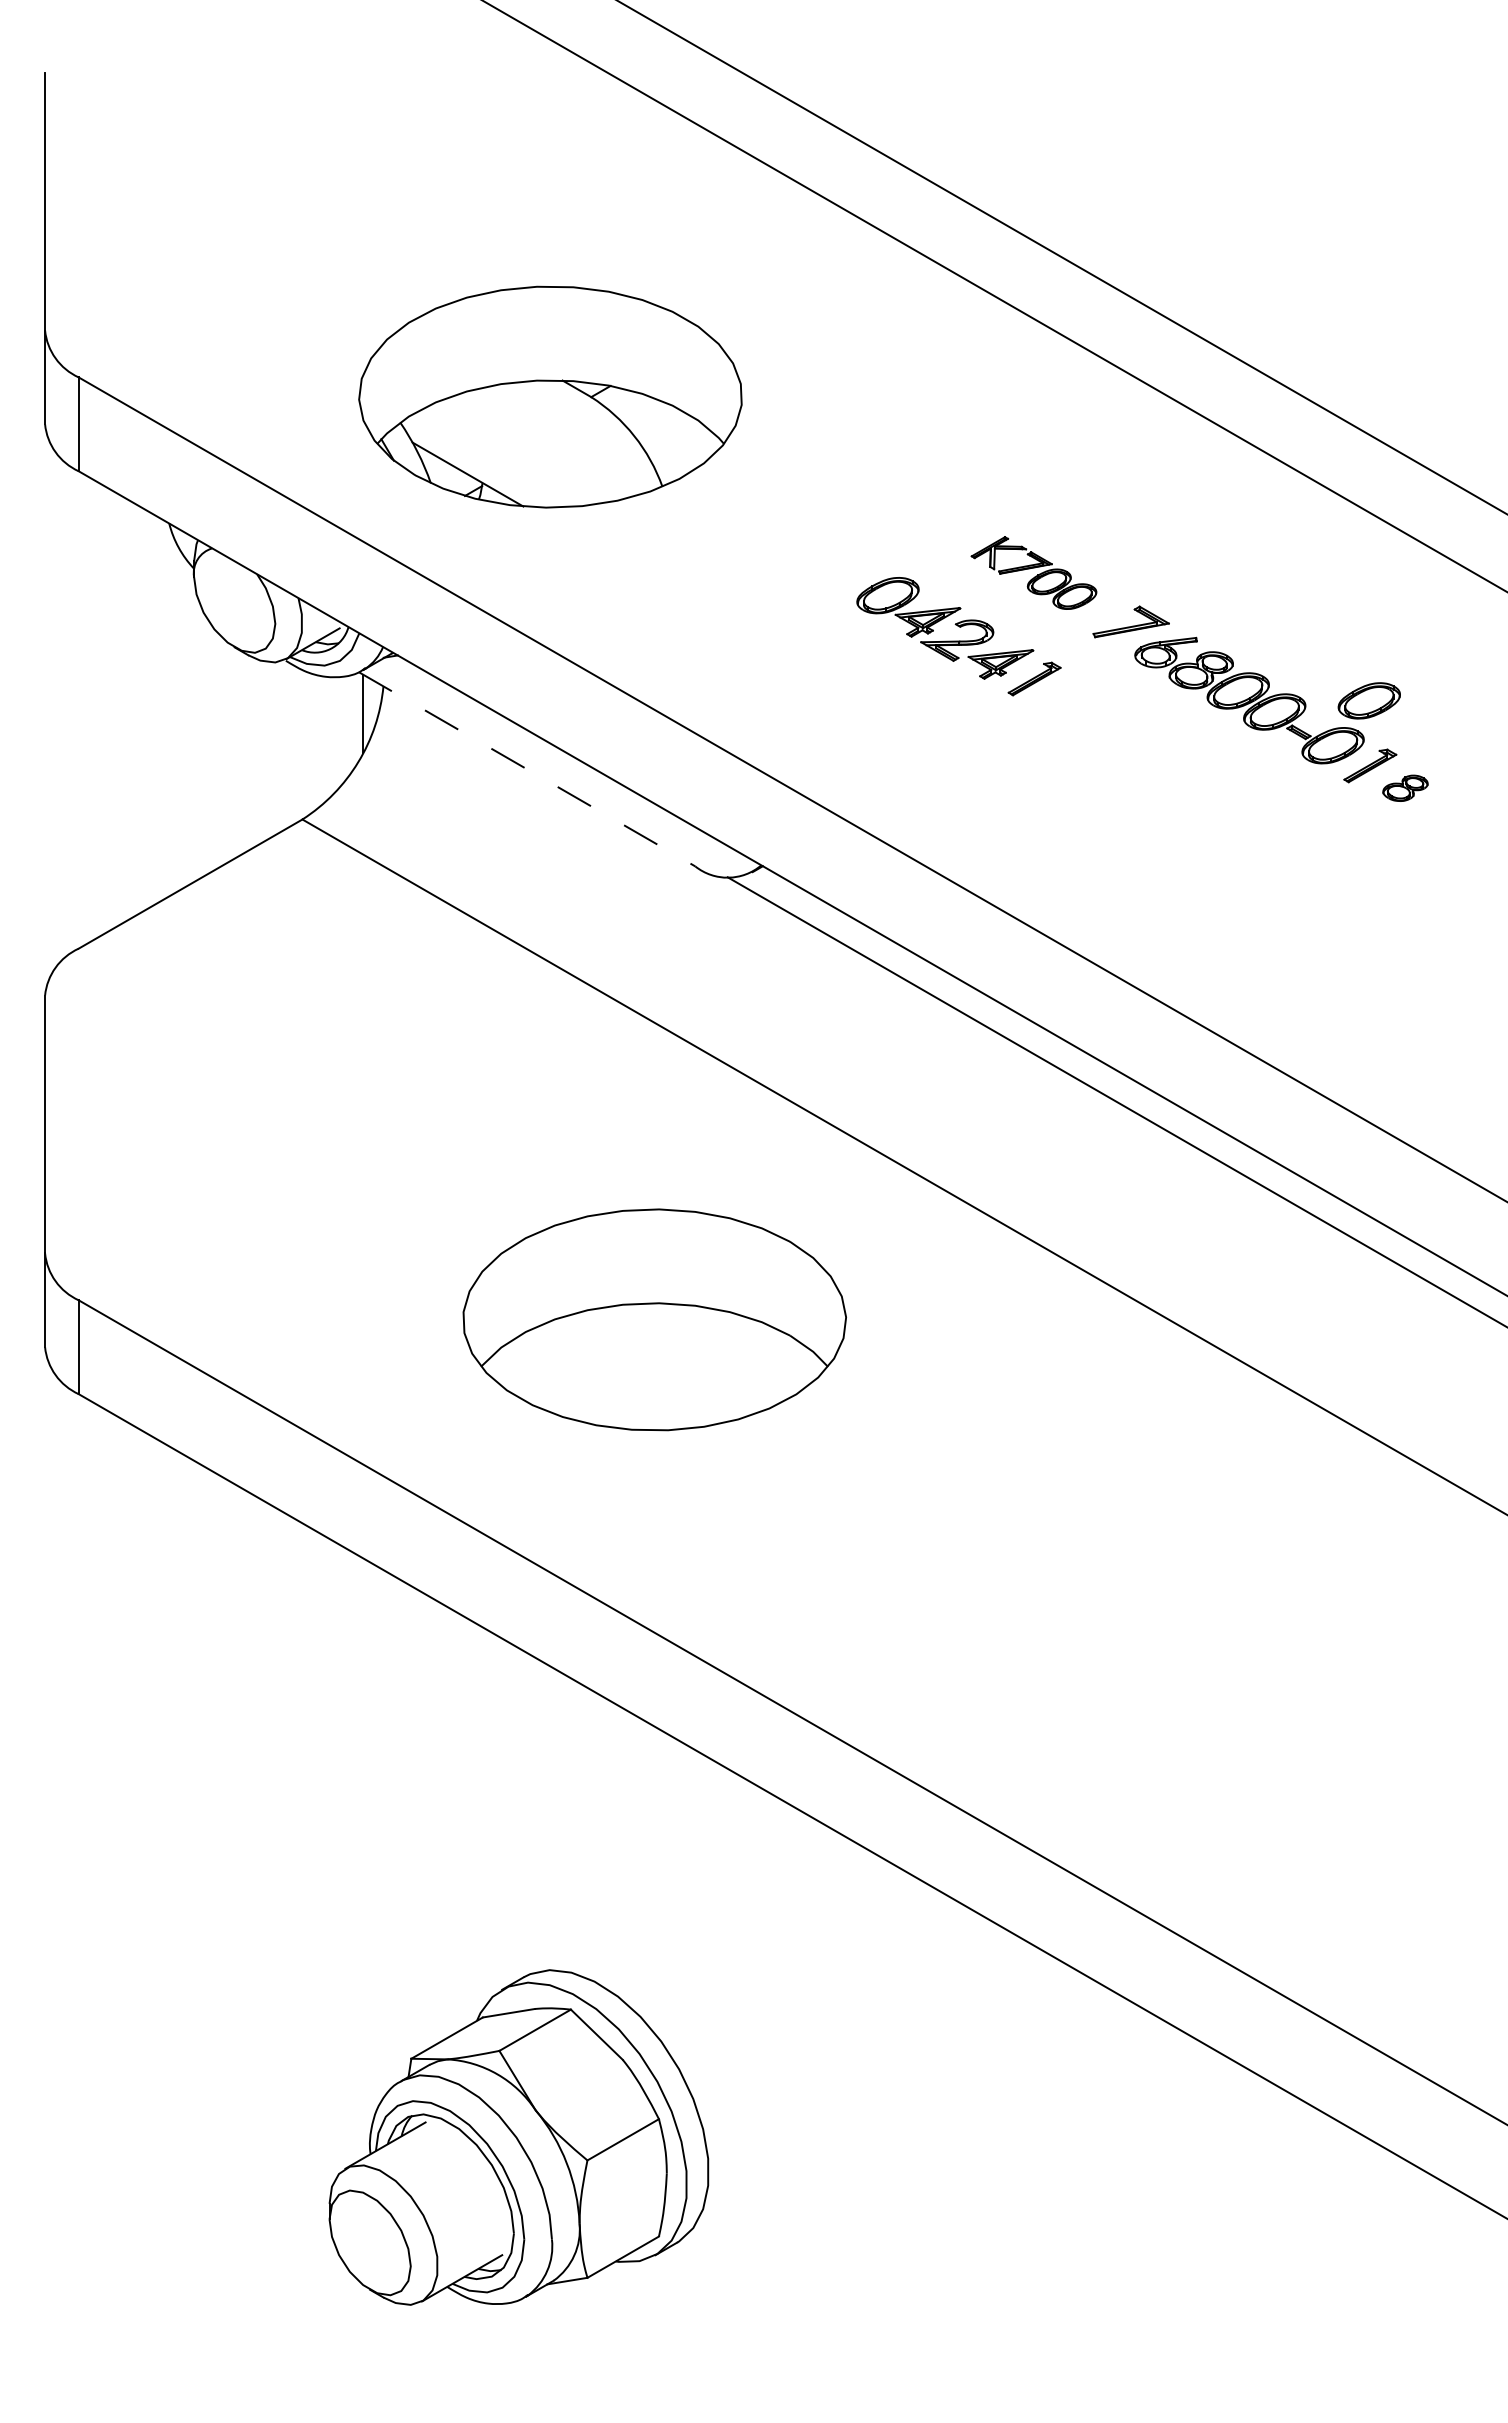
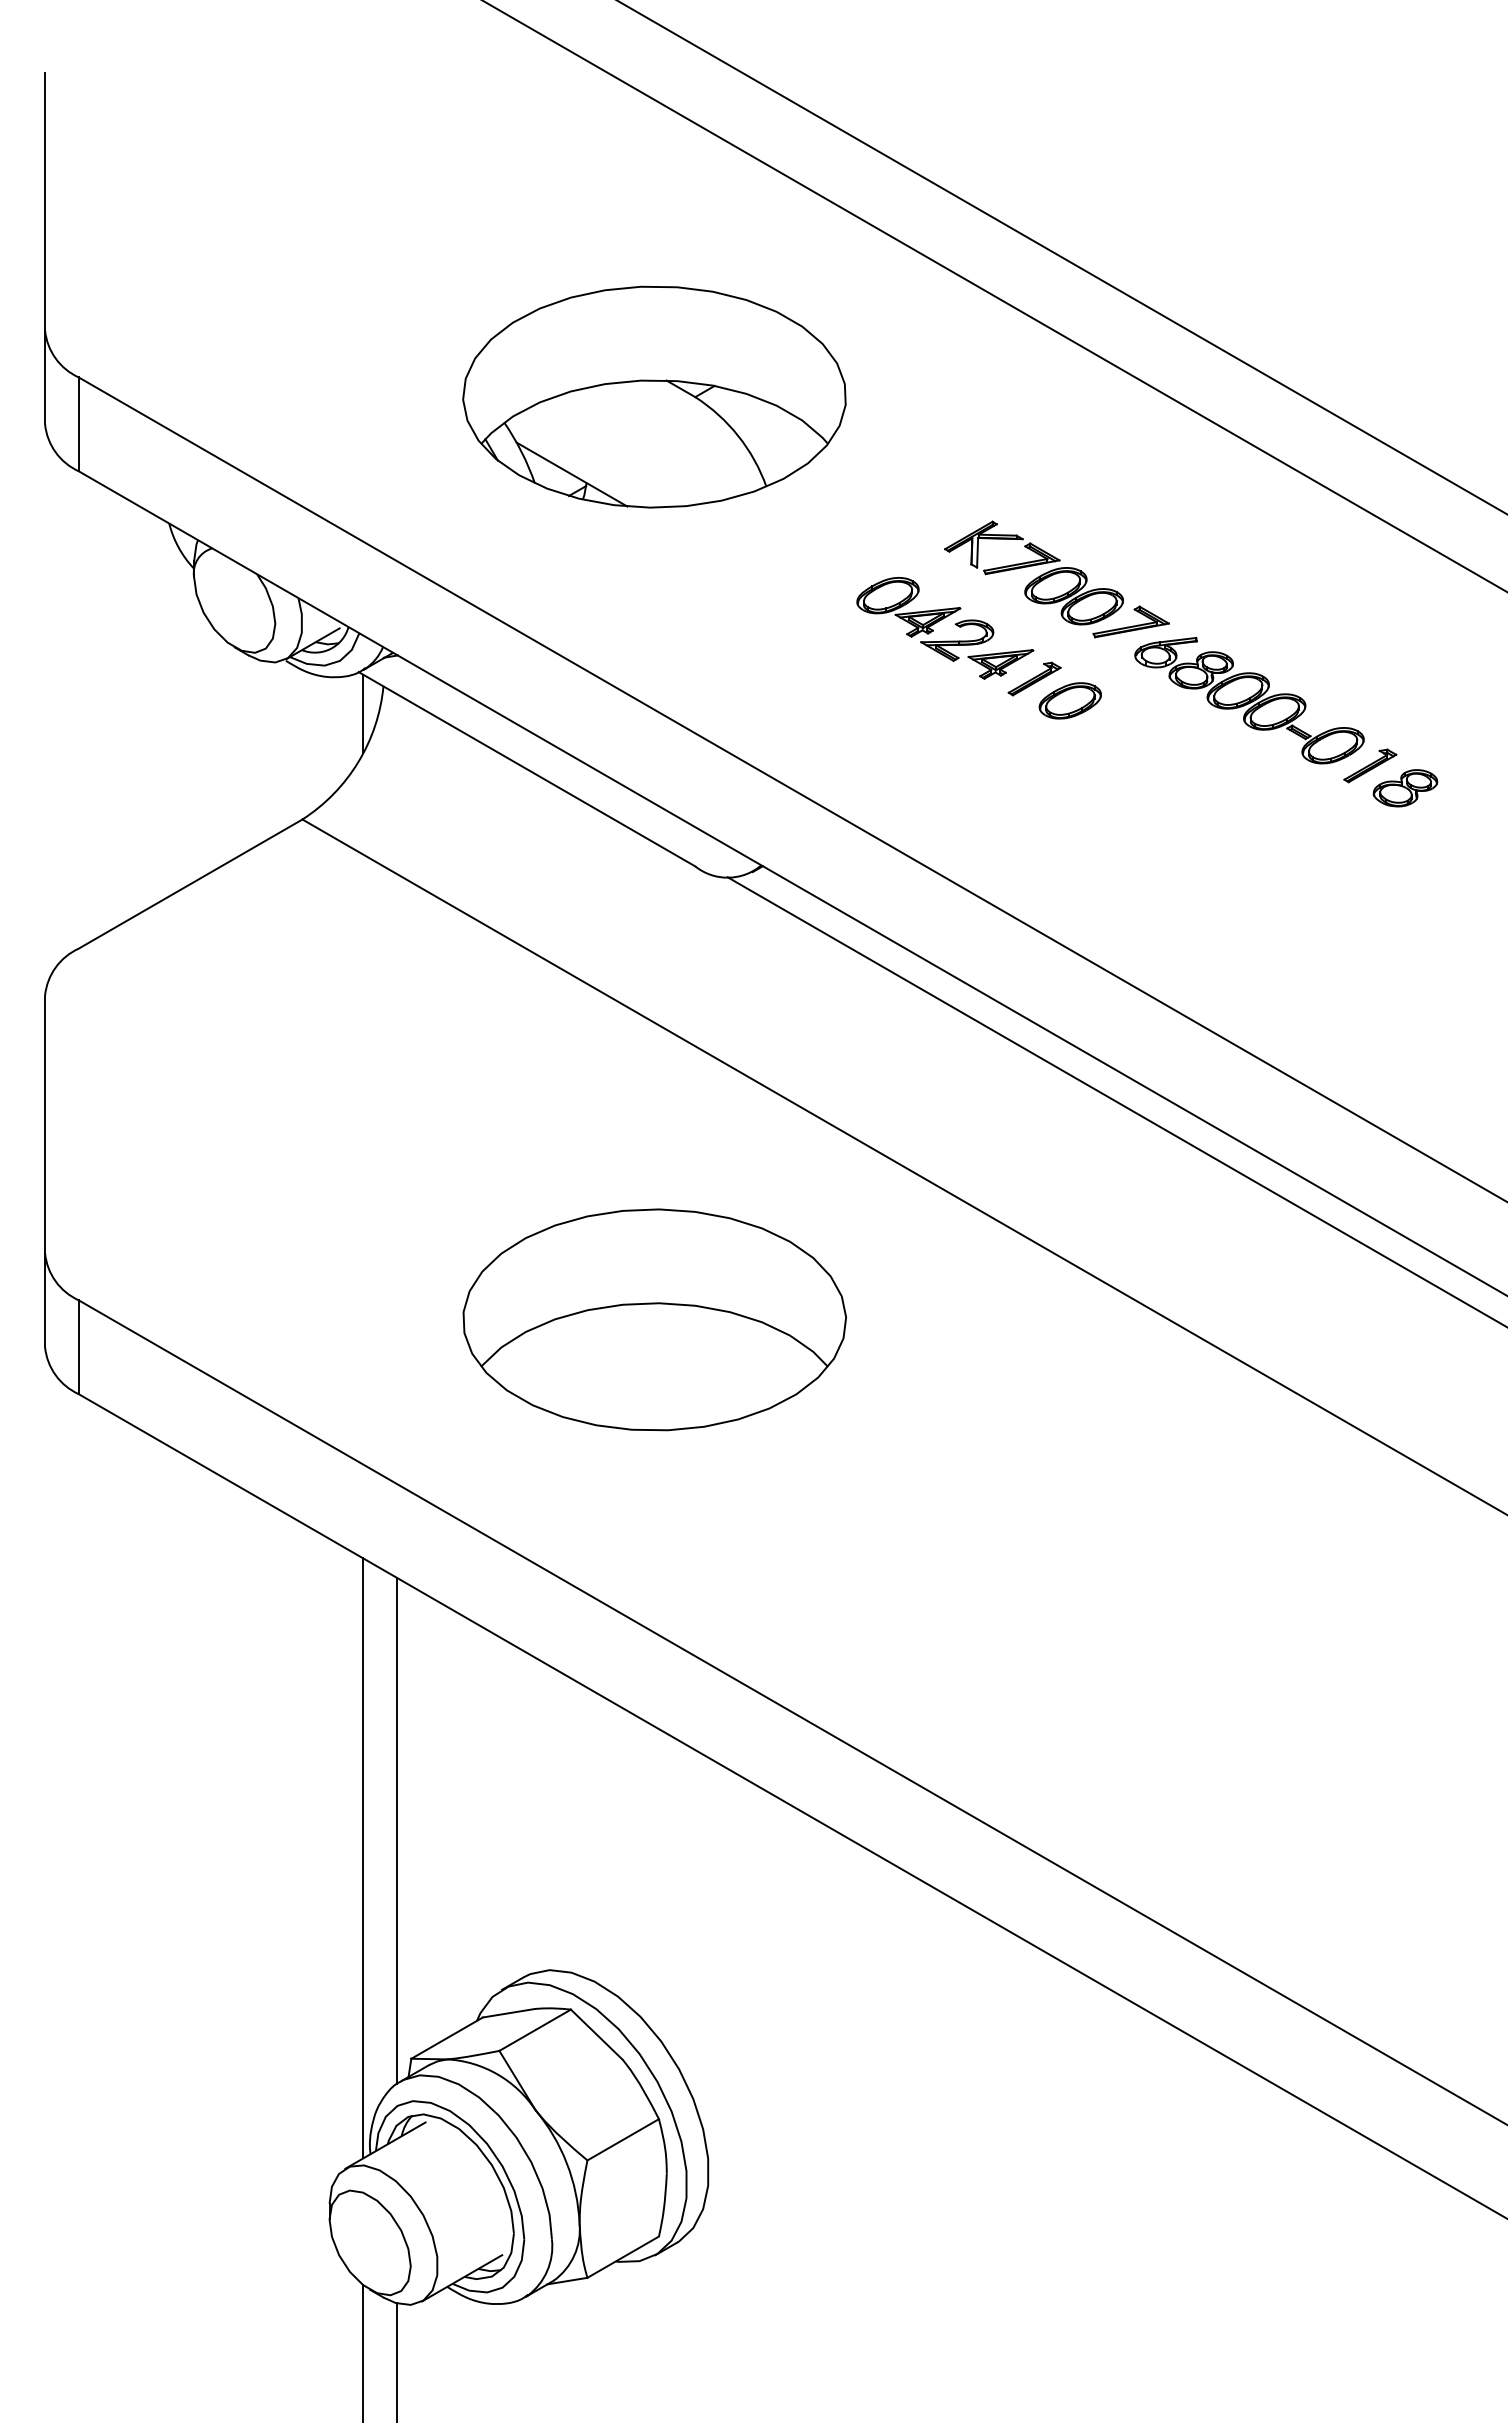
part position: (550, 396) -> (654, 396) (654, 396)
part size: 128x74 px -> 180x106 px (1033, 572)
part position: (1368, 700) -> (1069, 700) (1069, 700)
line: dashed -> solid (527, 769)
part size: 47x28 px -> 67x39 px (1405, 788)
line: none -> present (397, 1831)
line: none -> present (363, 1858)
line: none -> present (363, 2352)
line: none -> present (397, 2361)
